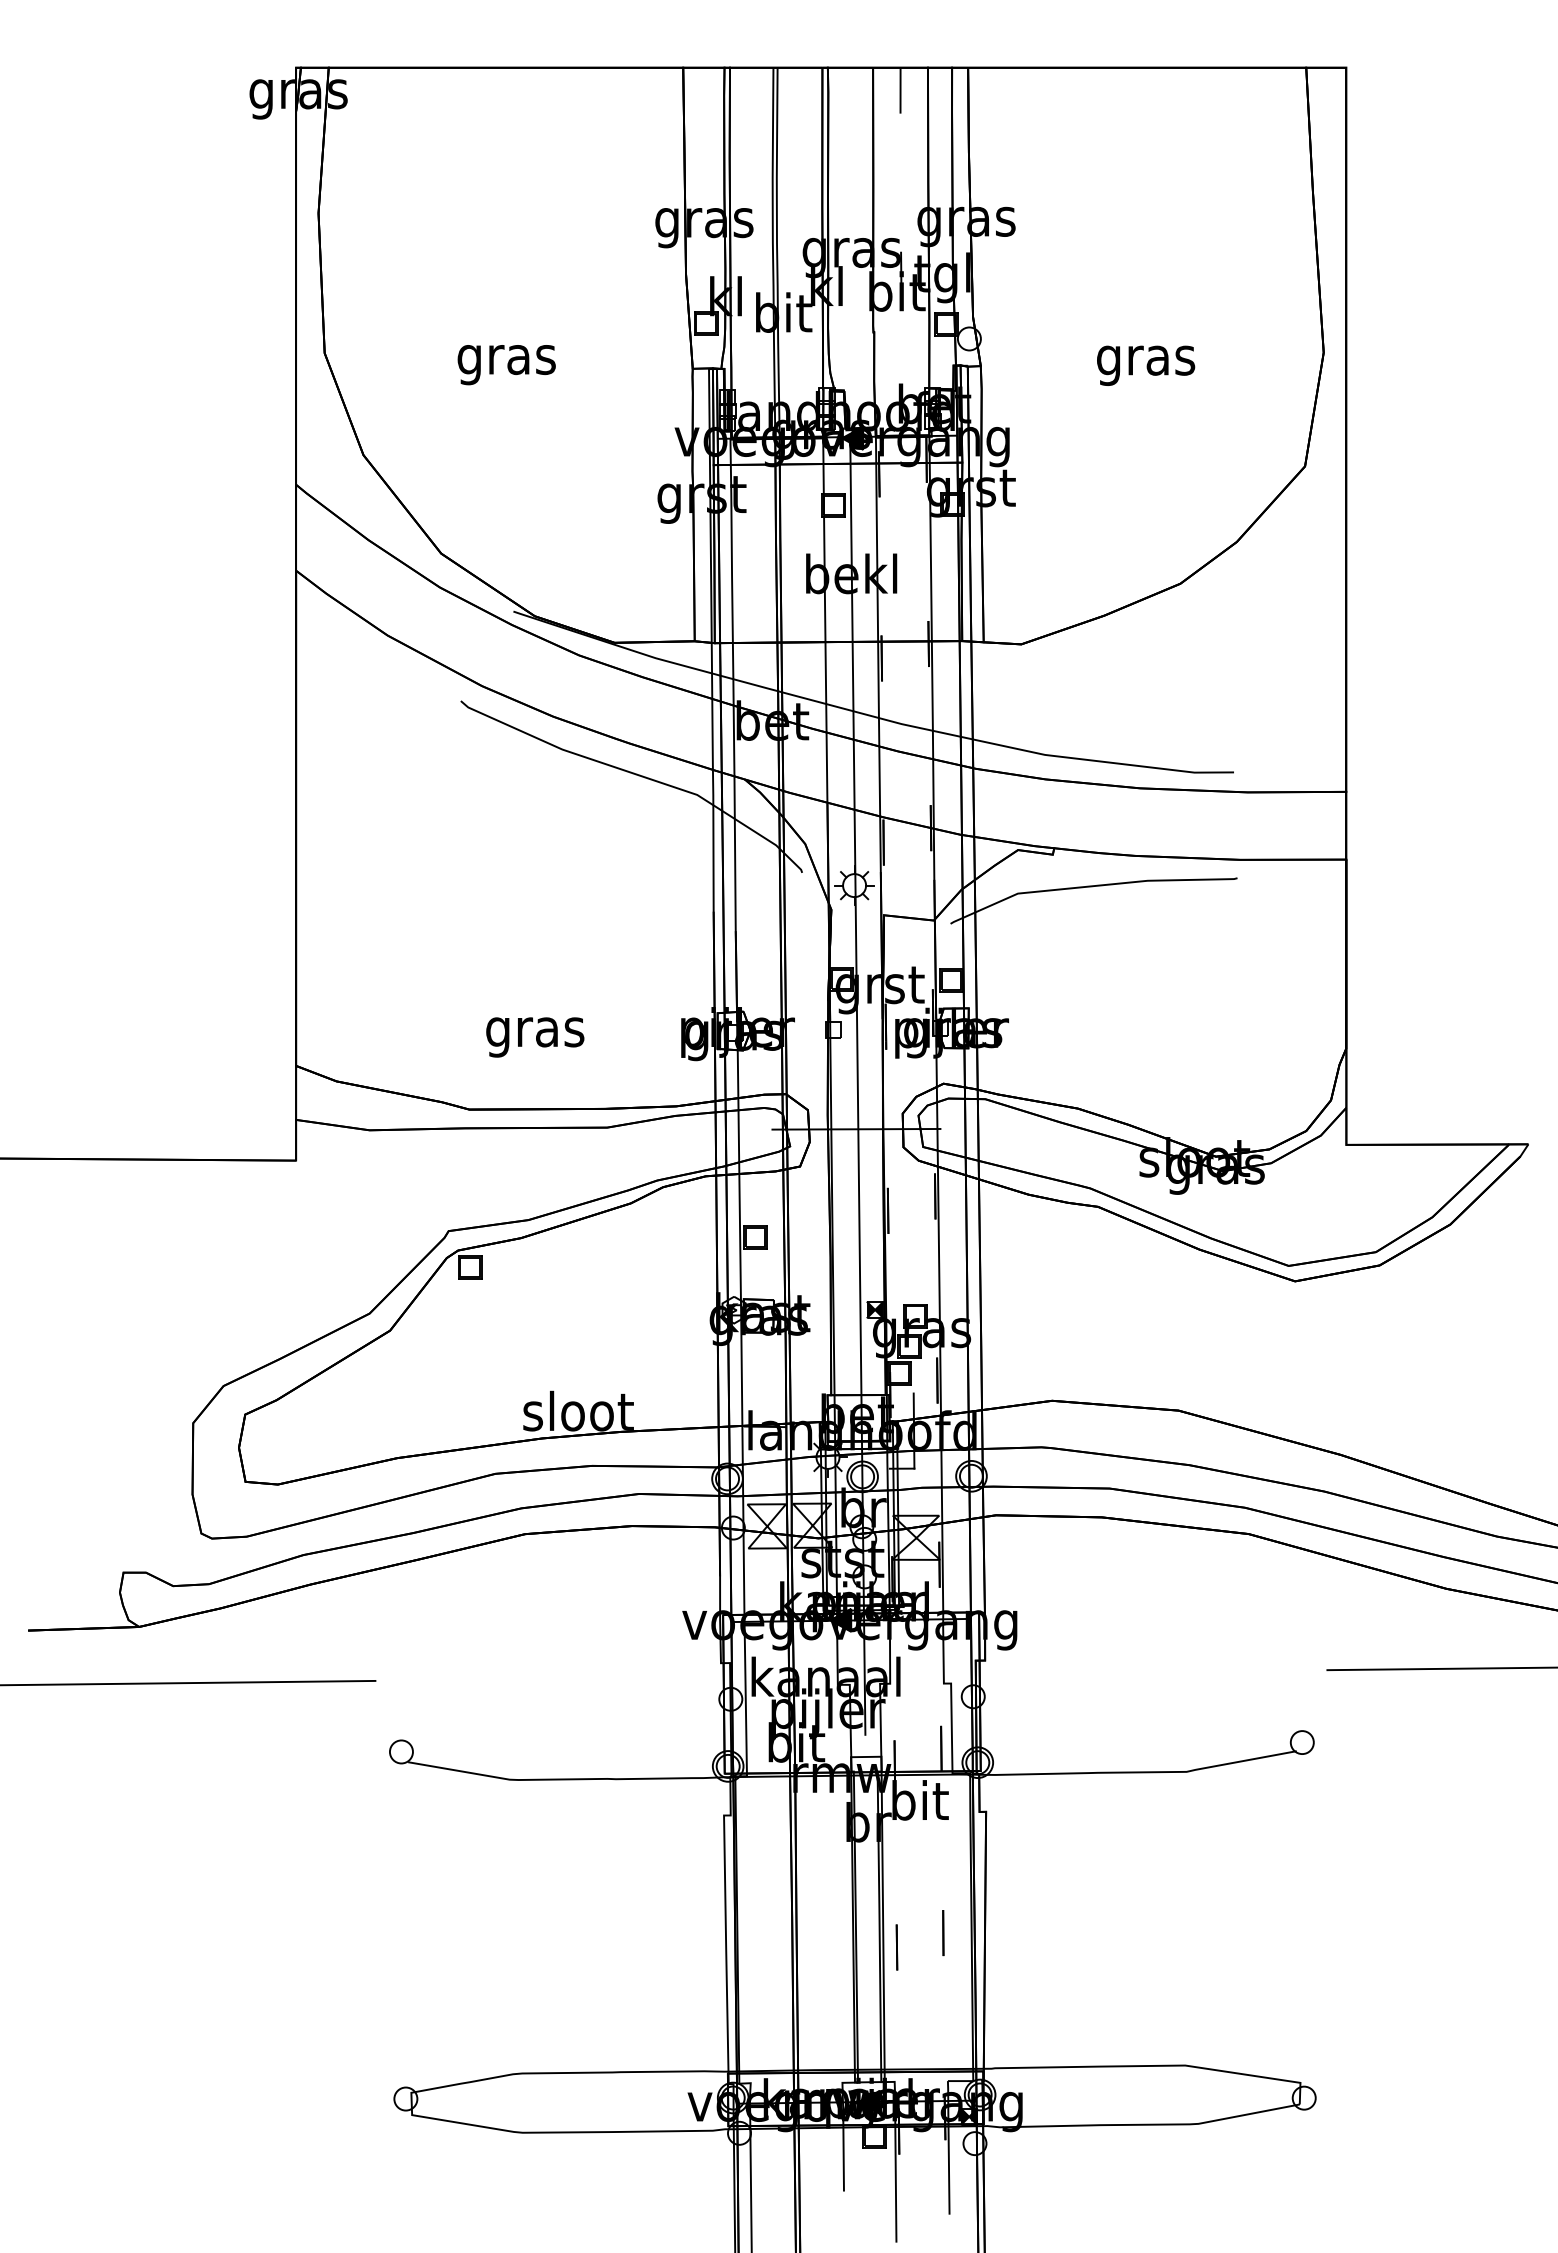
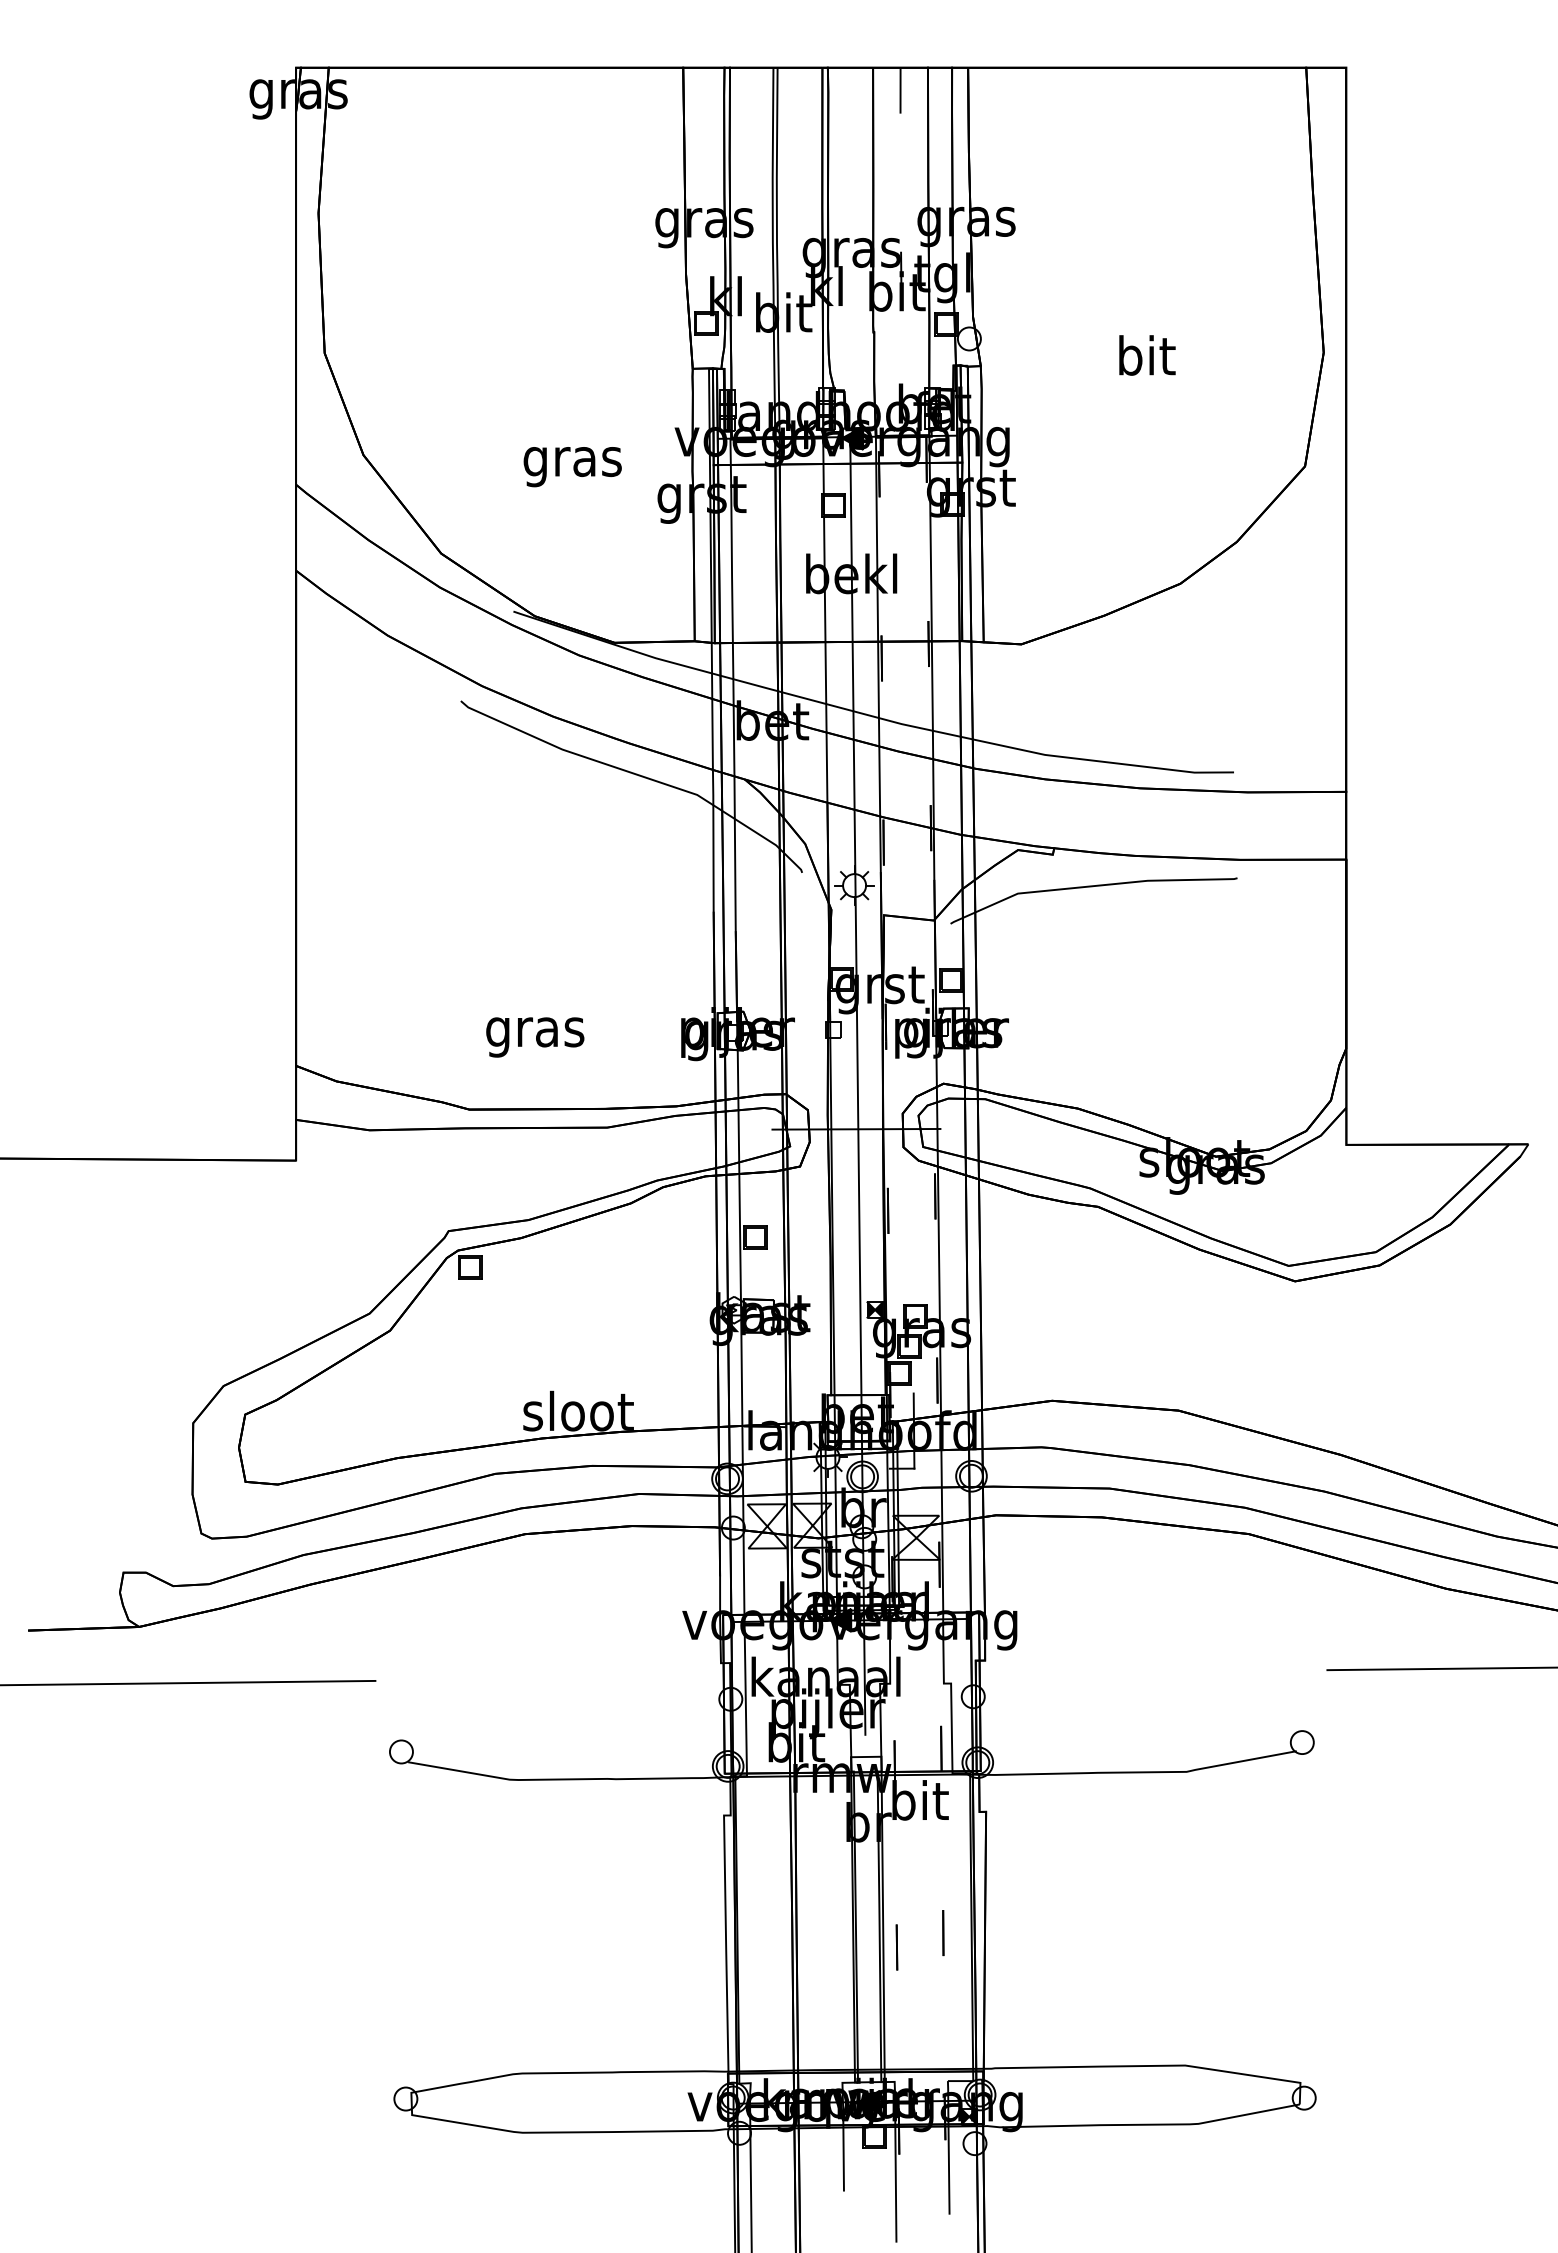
text: gras -> bit (1146, 360)
text position: (506, 365) -> (572, 467) (572, 467)
